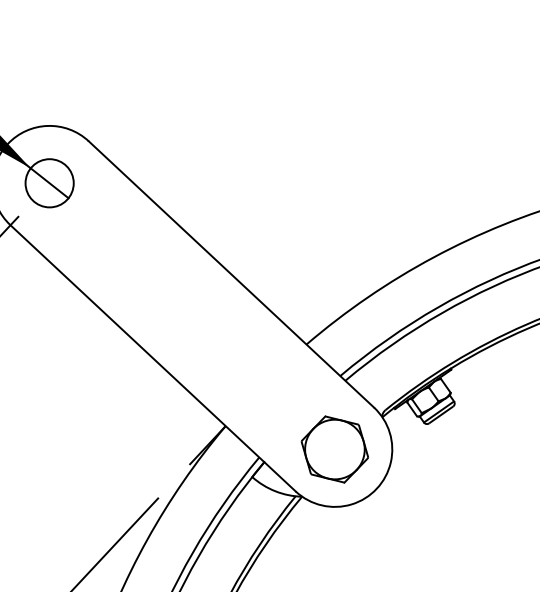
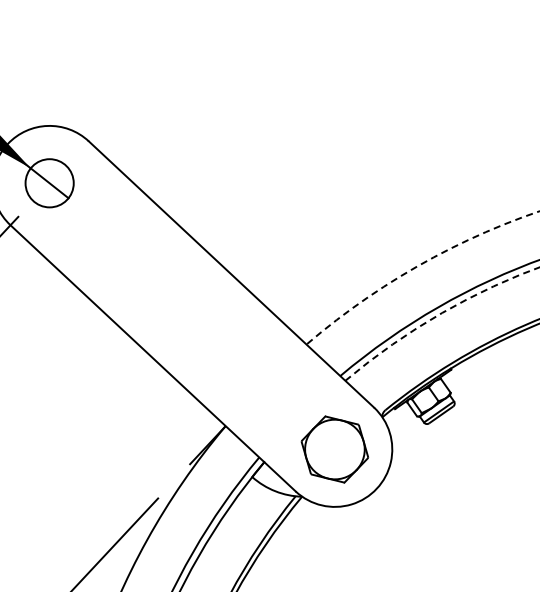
arc: solid -> dashed (416, 266)
arc: solid -> dashed (438, 314)
